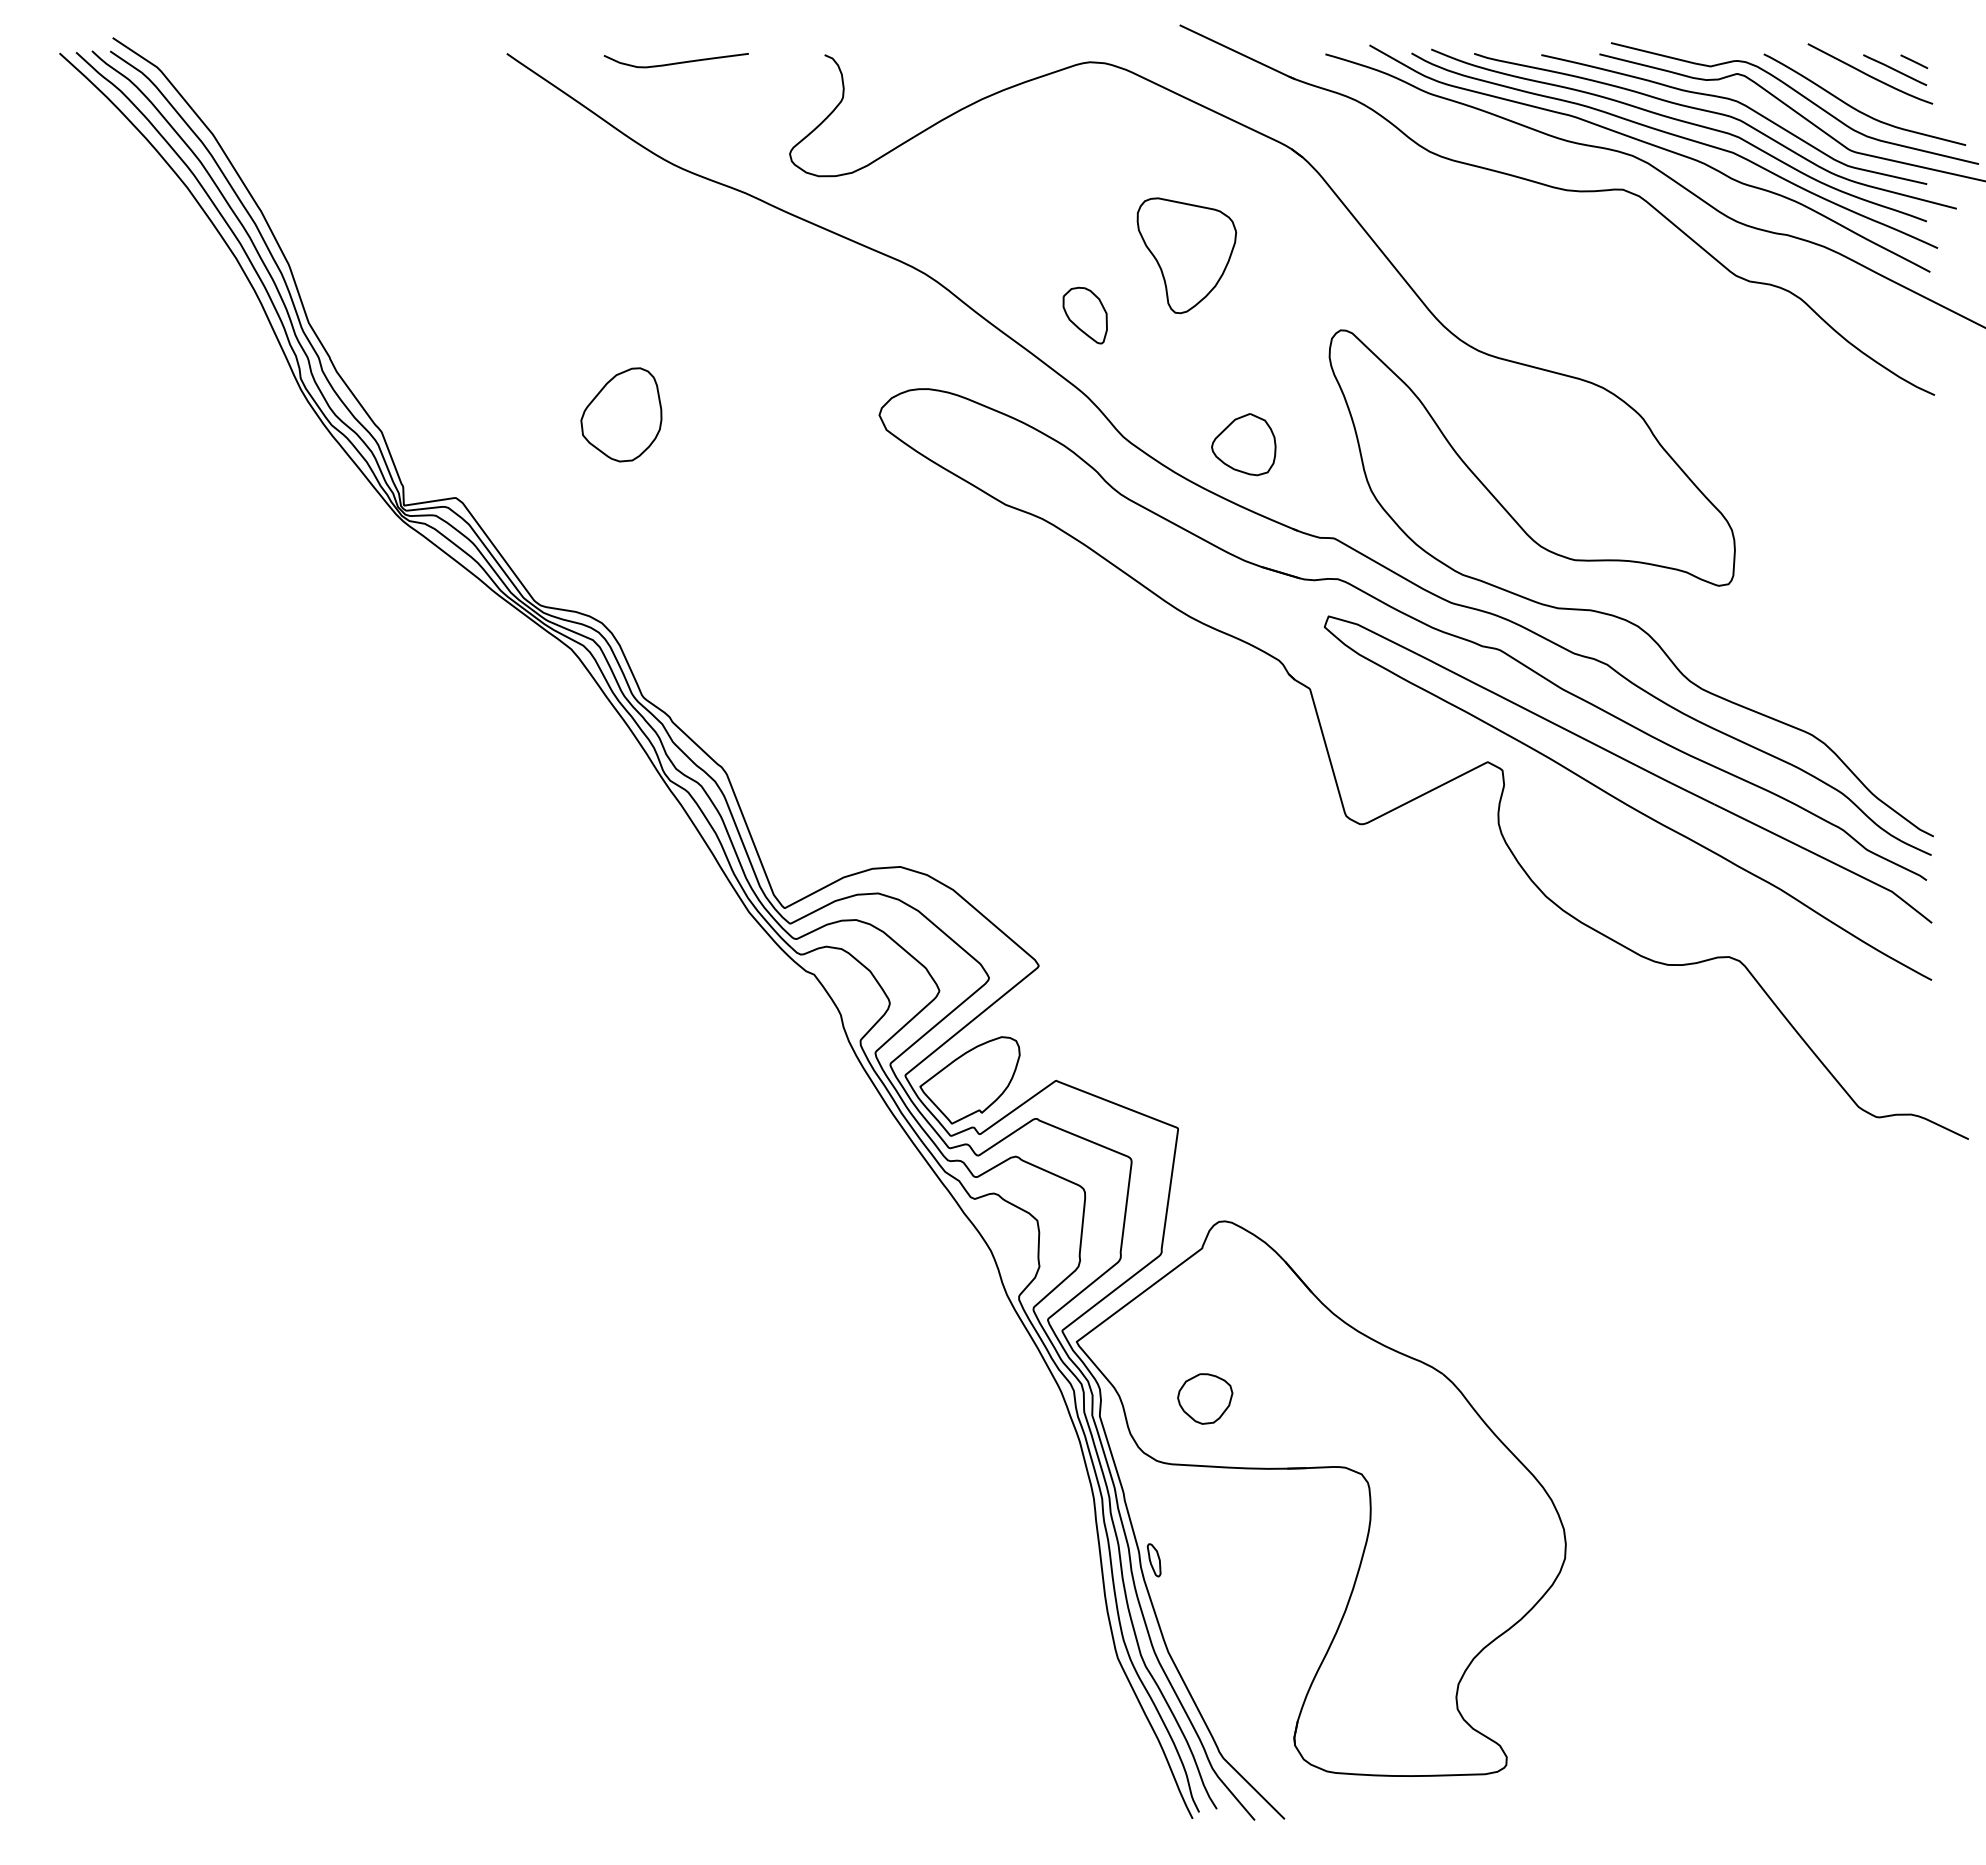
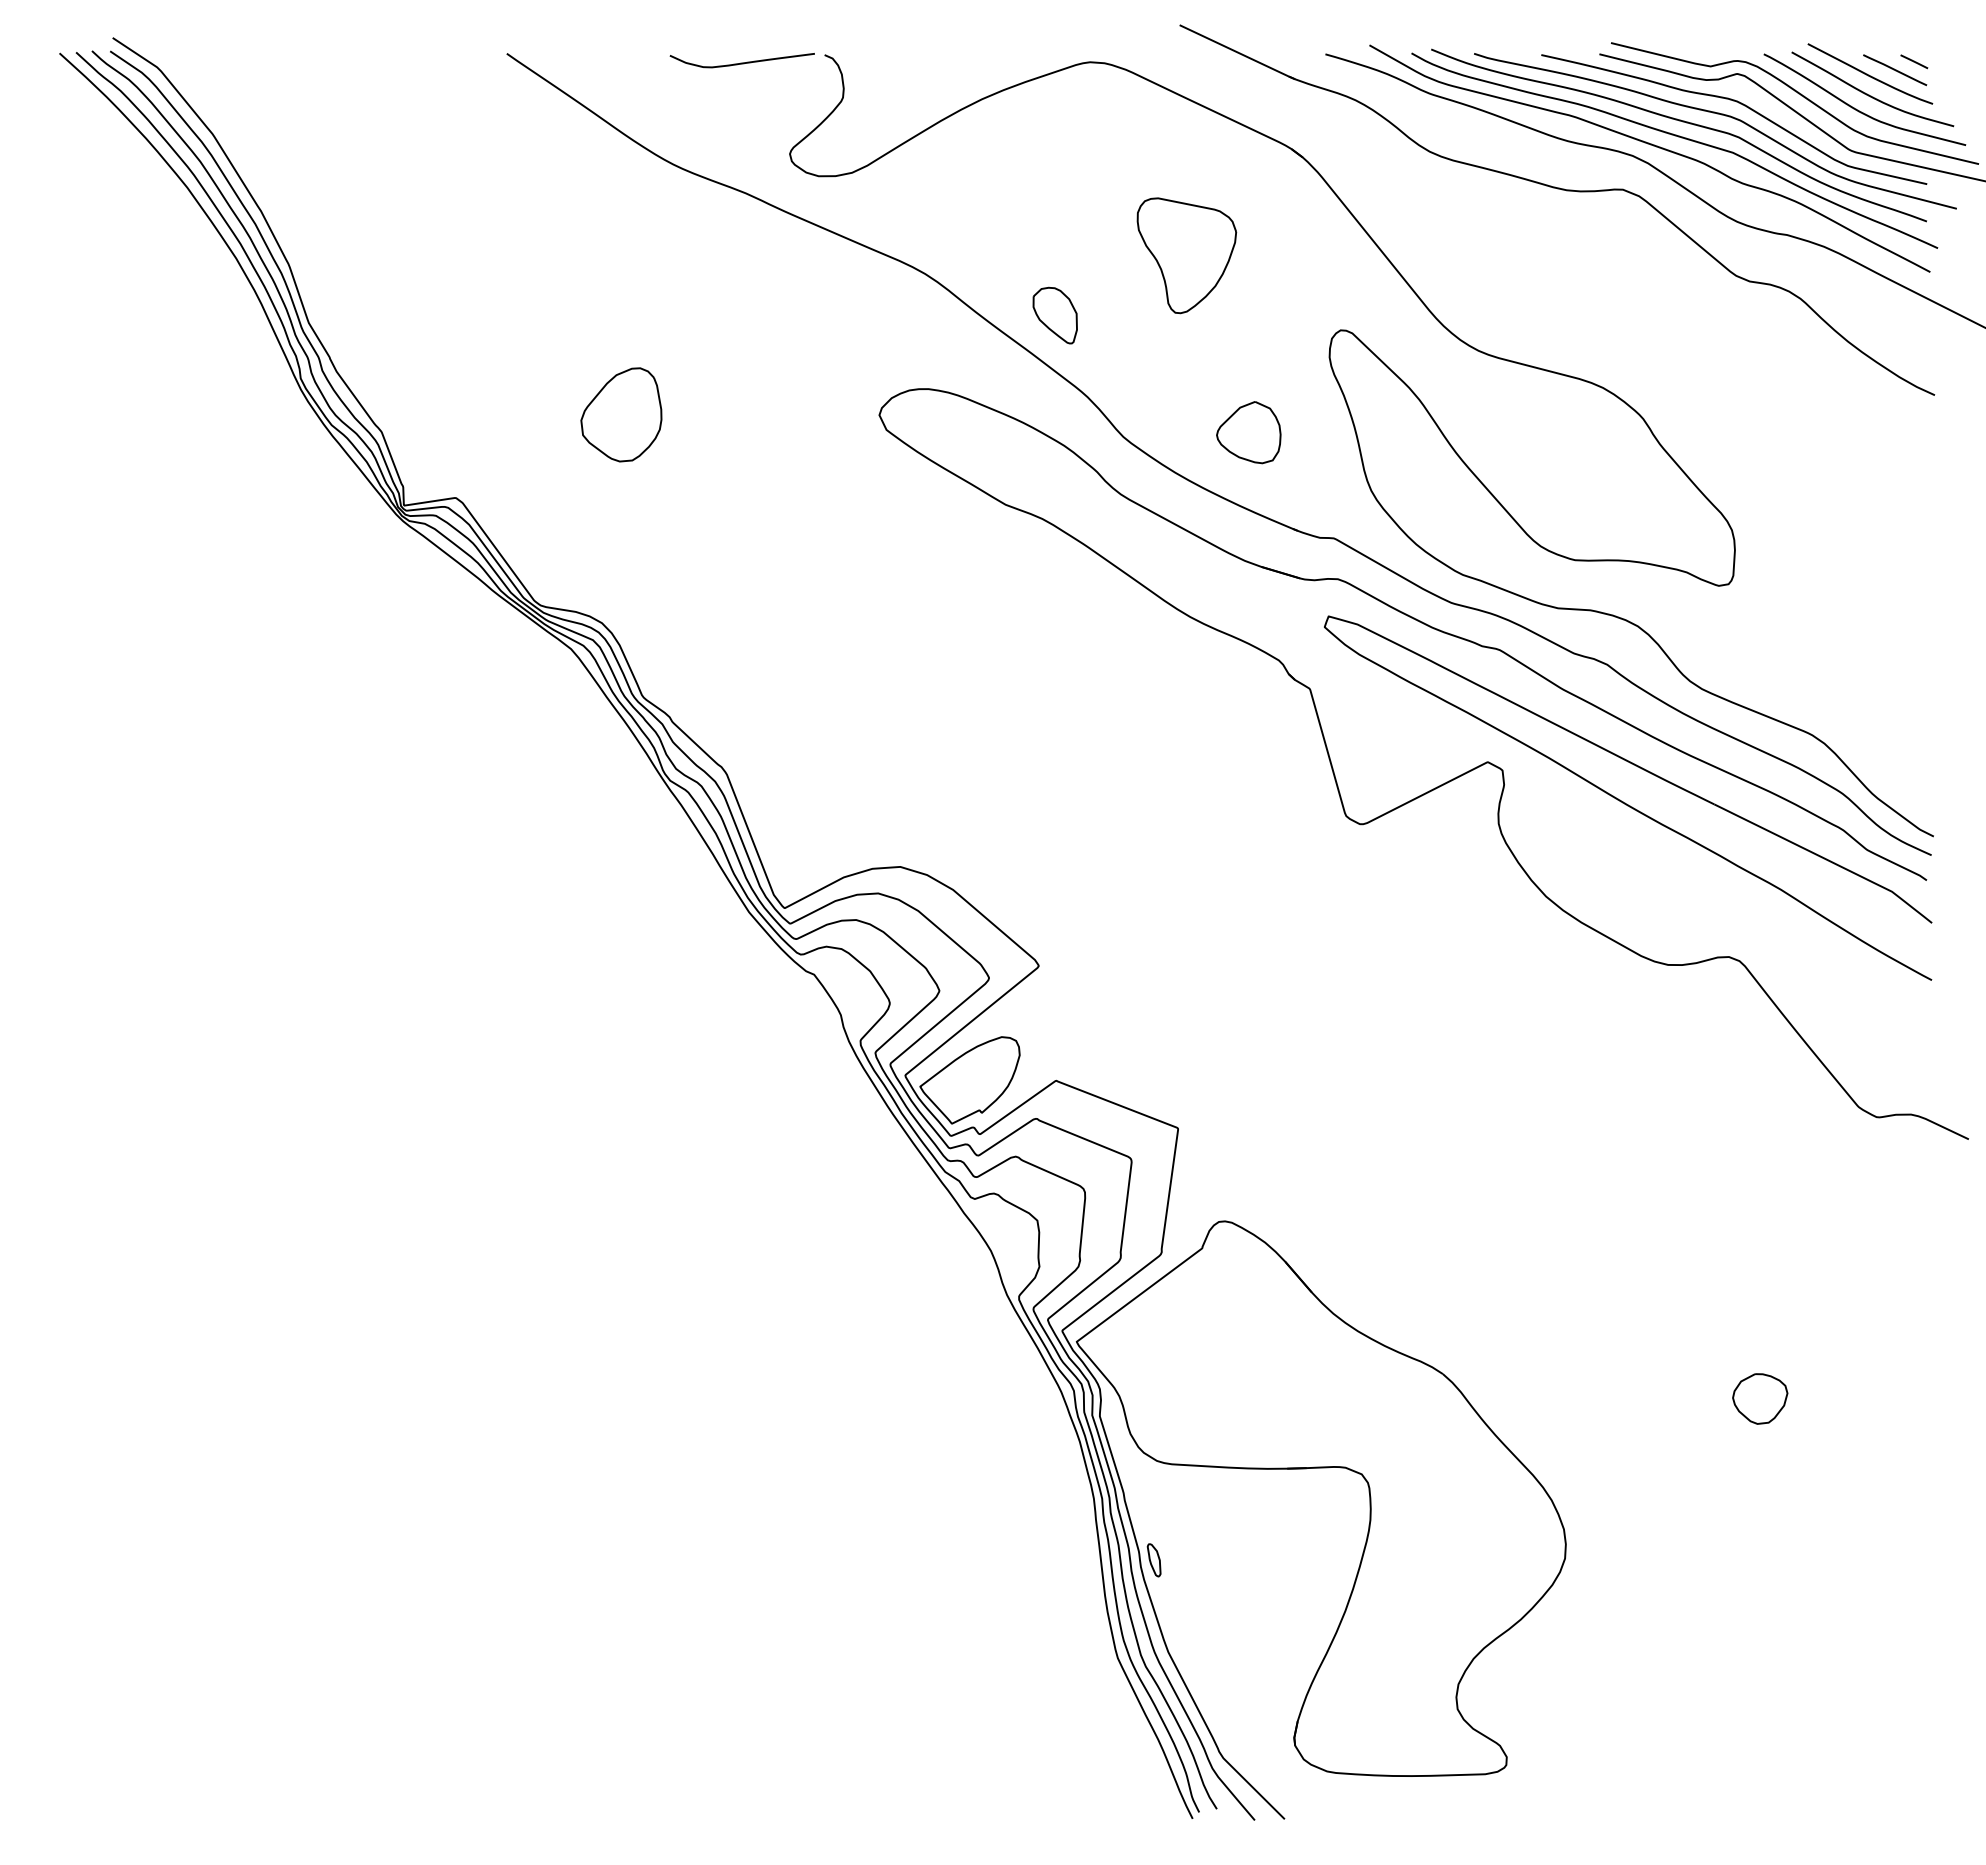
curve position: (675, 62) -> (741, 62) (741, 62)
curve: none -> present (1869, 94)
part position: (1084, 315) -> (1054, 315) (1054, 315)
part position: (1243, 444) -> (1248, 432) (1248, 432)
part position: (1205, 1398) -> (1760, 1398) (1760, 1398)
